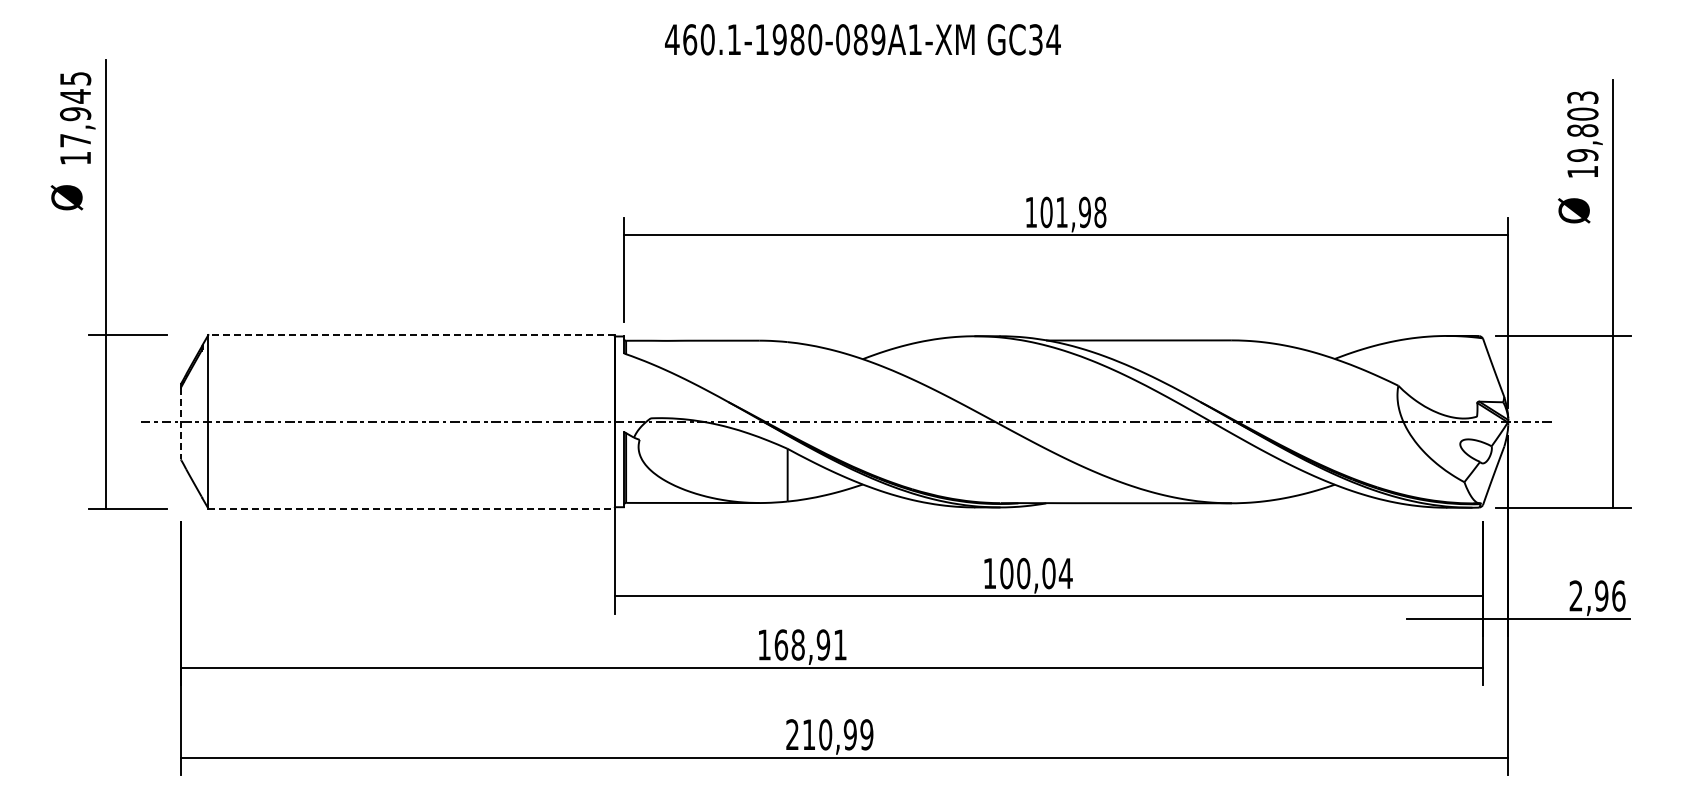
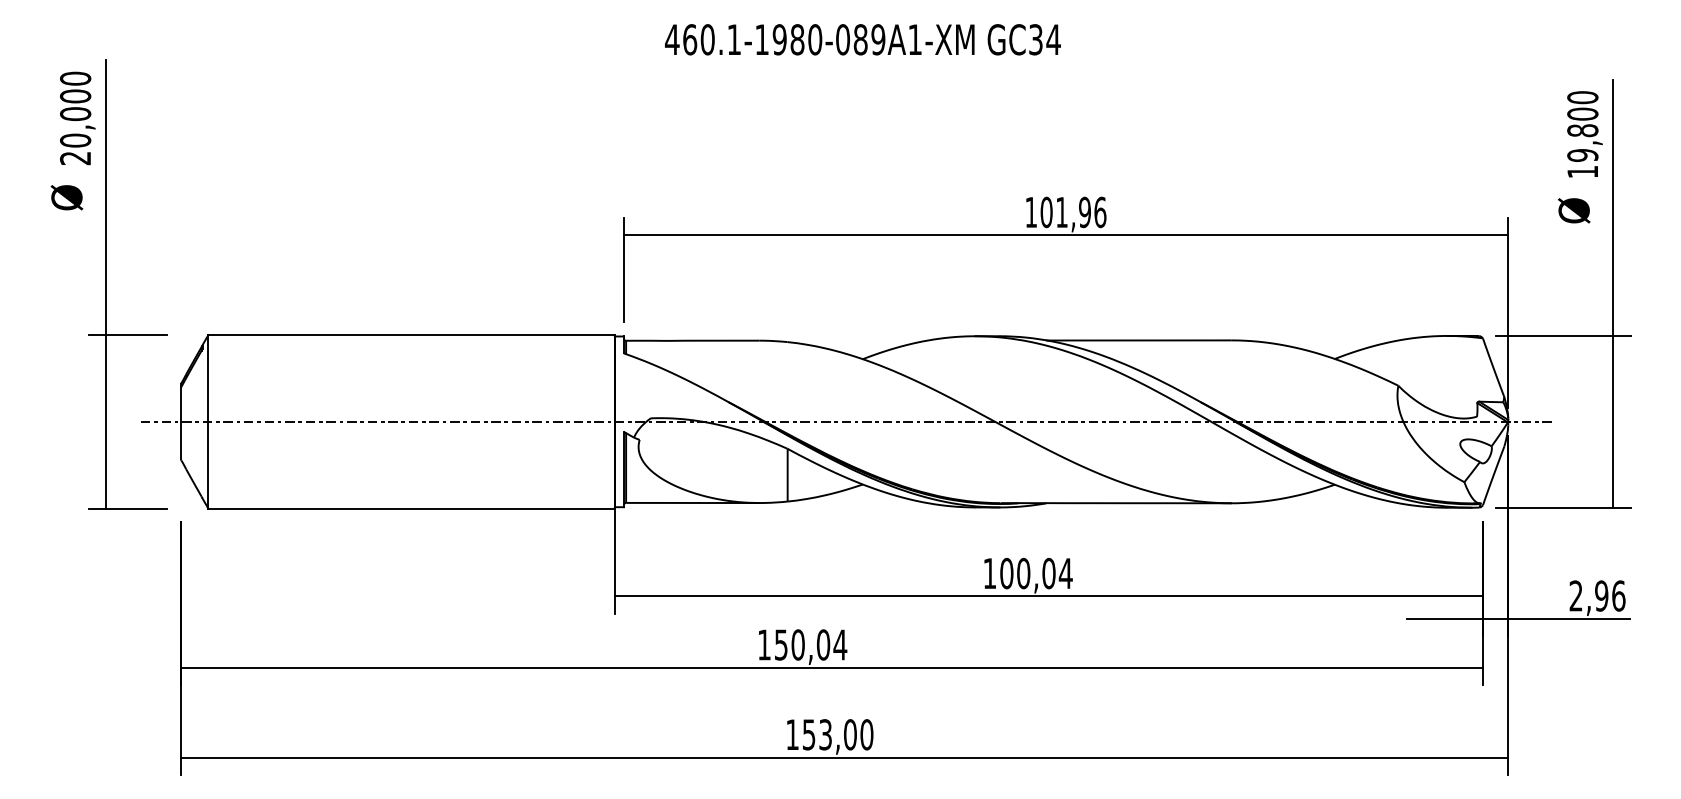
text: 19,803 -> 19,800 (1582, 97)
text: 17,945 -> 20,000 (75, 118)
text: 101,98 -> 101,96 (1100, 211)
line: dashed -> solid (411, 335)
line: dashed -> solid (180, 423)
line: dashed -> solid (412, 508)
text: 168,91 -> 150,04 (810, 644)
text: 210,99 -> 153,00 (829, 734)
